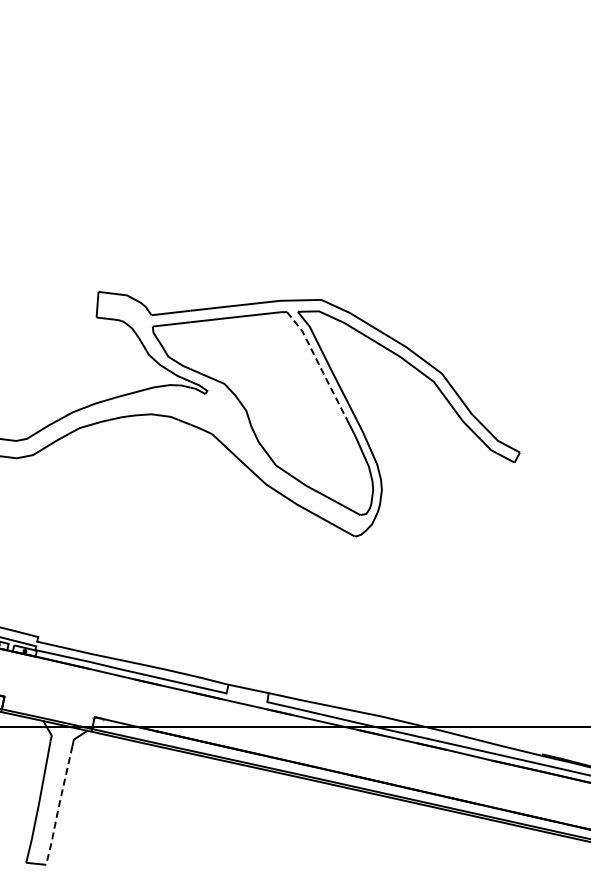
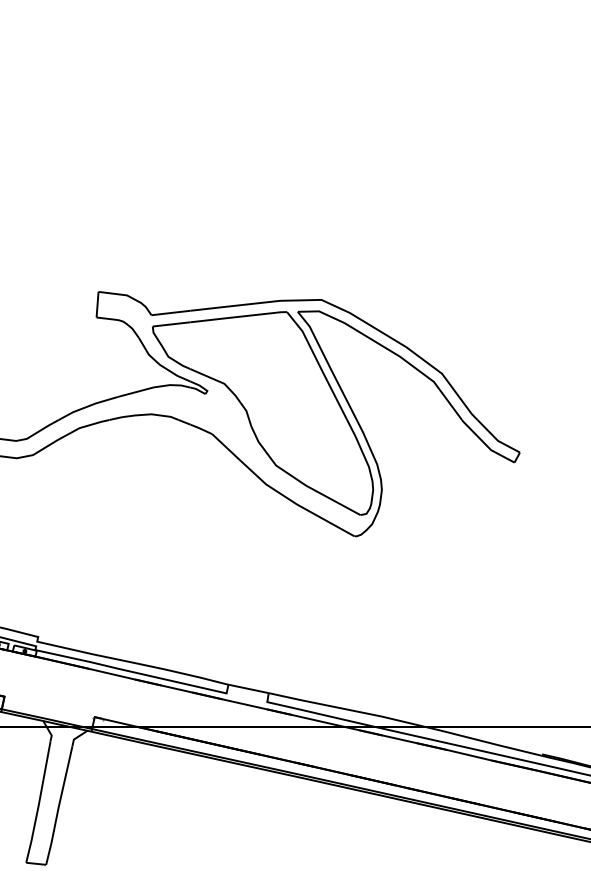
line: dashed -> solid (319, 365)
line: dashed -> solid (58, 807)
